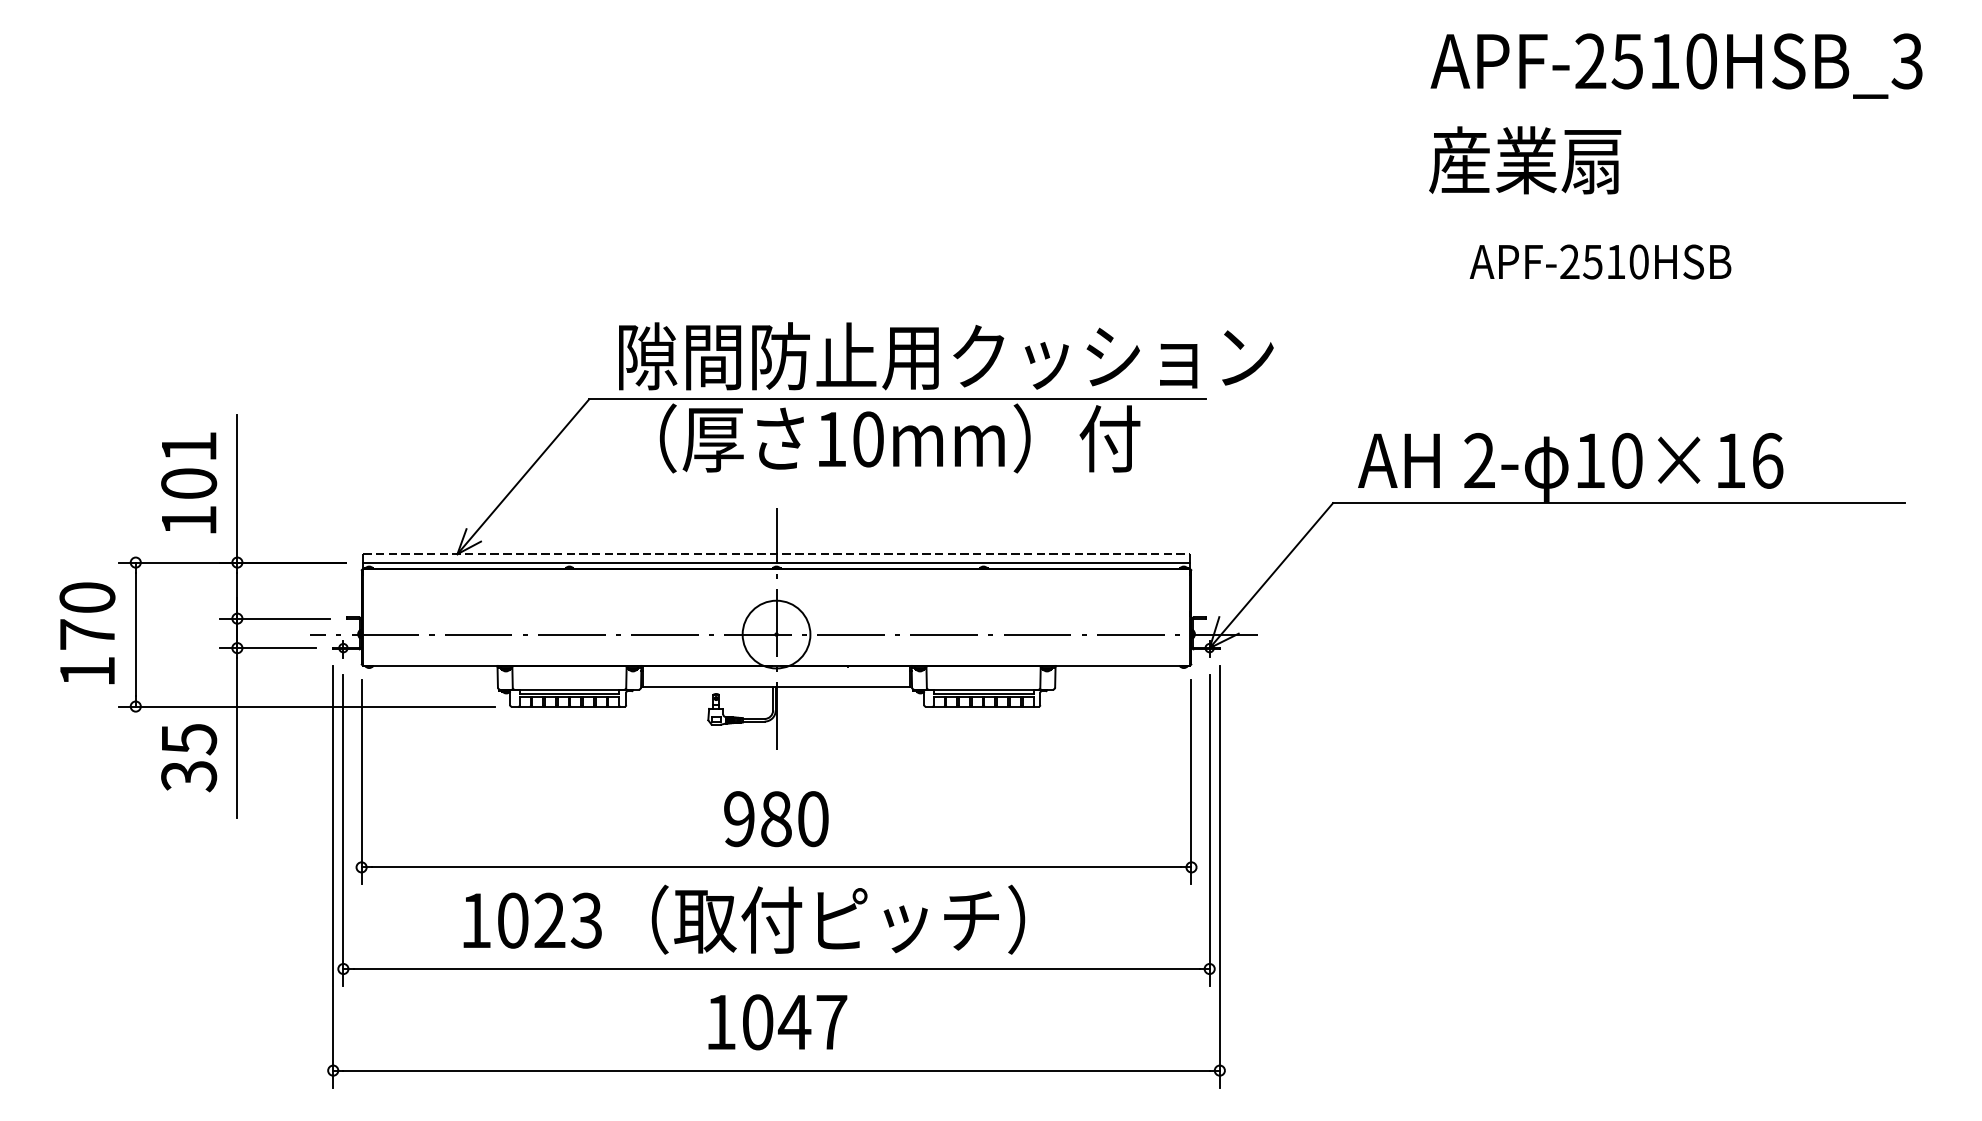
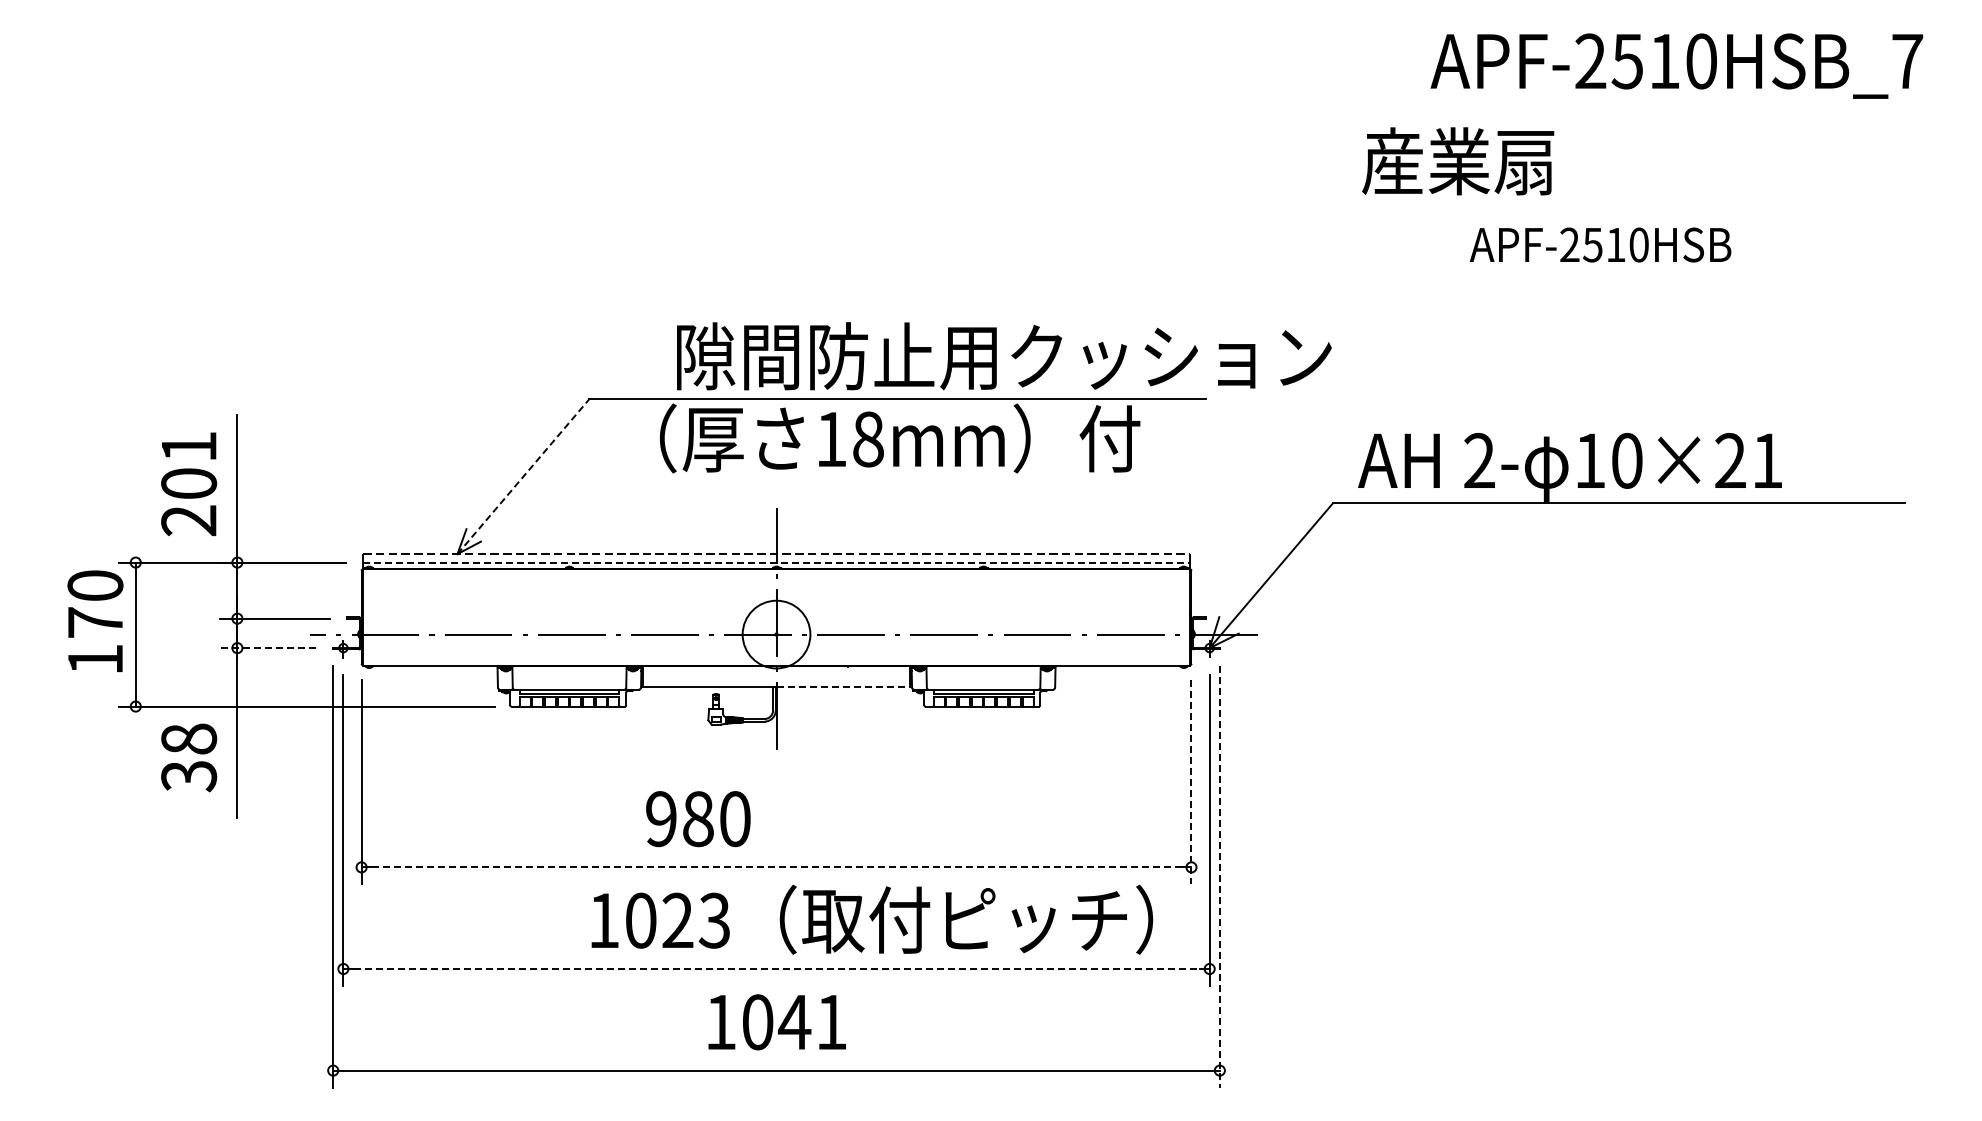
text: APF-2510HSB_3 -> APF-2510HSB_7 (1907, 61)
text position: (1525, 160) -> (1458, 161) (1458, 161)
text position: (1600, 261) -> (1600, 244) (1600, 244)
text position: (946, 356) -> (1004, 356) (1004, 356)
text: 10mm -> 18mm (868, 439)
text: 10×16 -> 10×21 (1749, 460)
line: solid -> dashed (523, 476)
text: 101 -> 201 (188, 520)
line: solid -> dashed (777, 562)
text position: (87, 633) -> (95, 621) (95, 621)
line: solid -> dashed (268, 648)
line: solid -> dashed (844, 687)
text: 35 -> 38 (189, 739)
line: solid -> dashed (1191, 782)
text position: (776, 819) -> (698, 819) (698, 819)
line: solid -> dashed (776, 867)
line: solid -> dashed (1219, 877)
text position: (744, 919) -> (872, 919) (872, 919)
line: solid -> dashed (776, 969)
text: 1047 -> 1041 (831, 1022)
